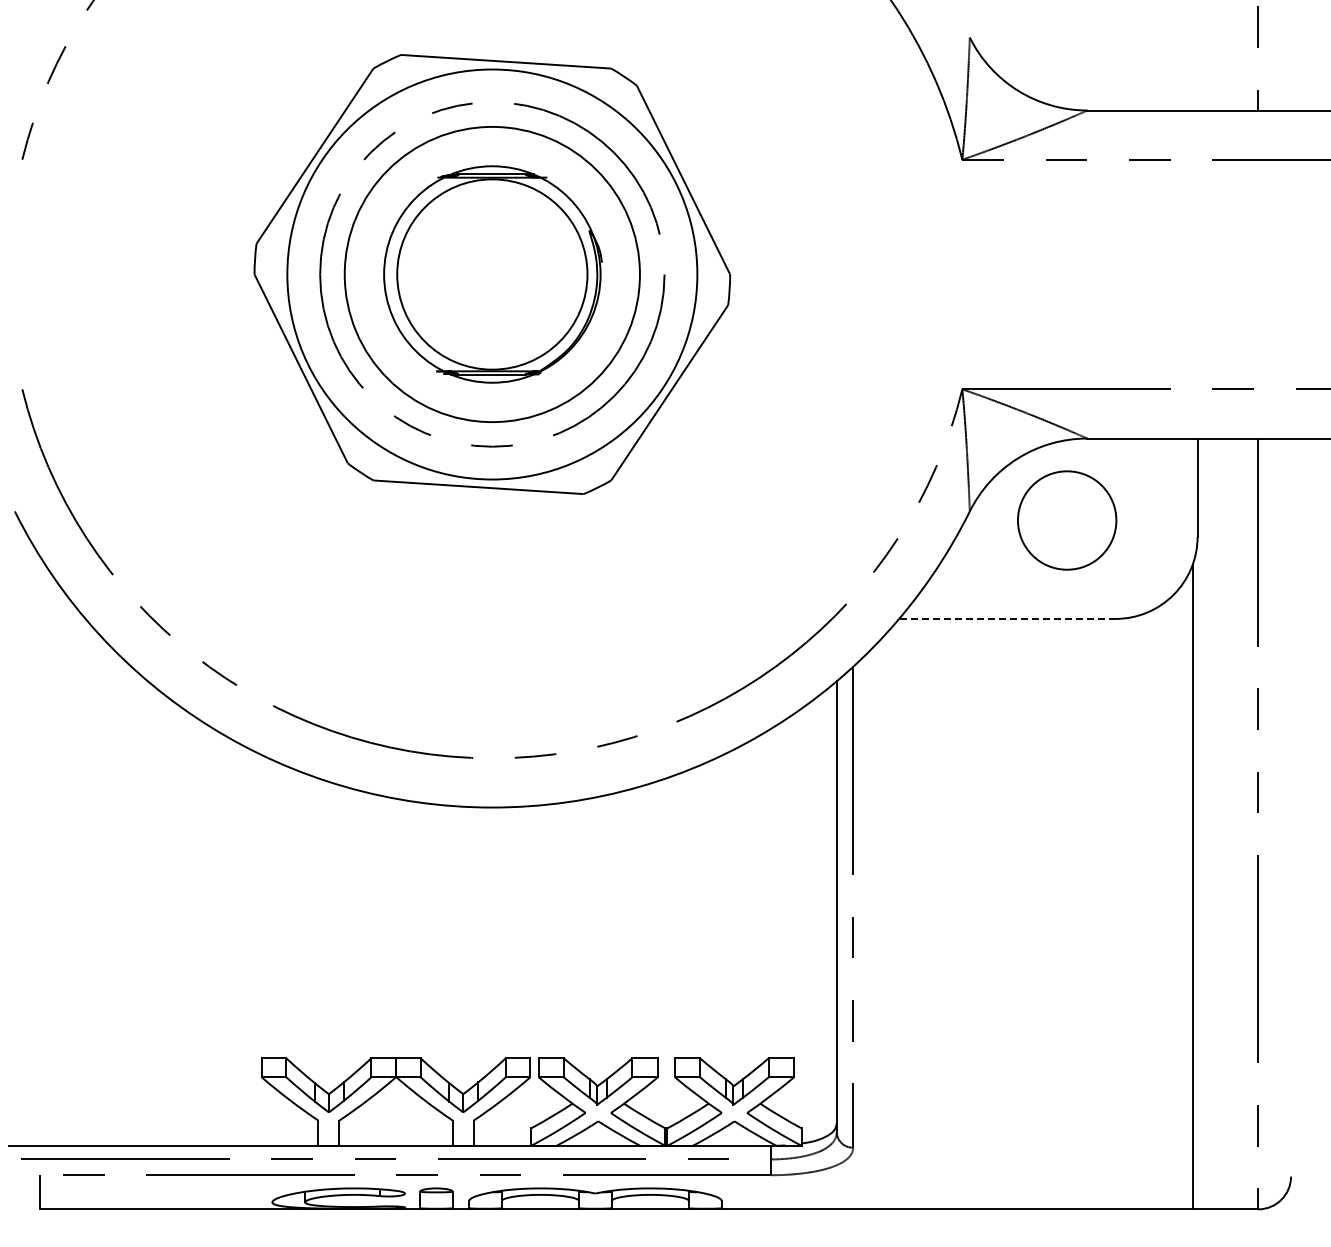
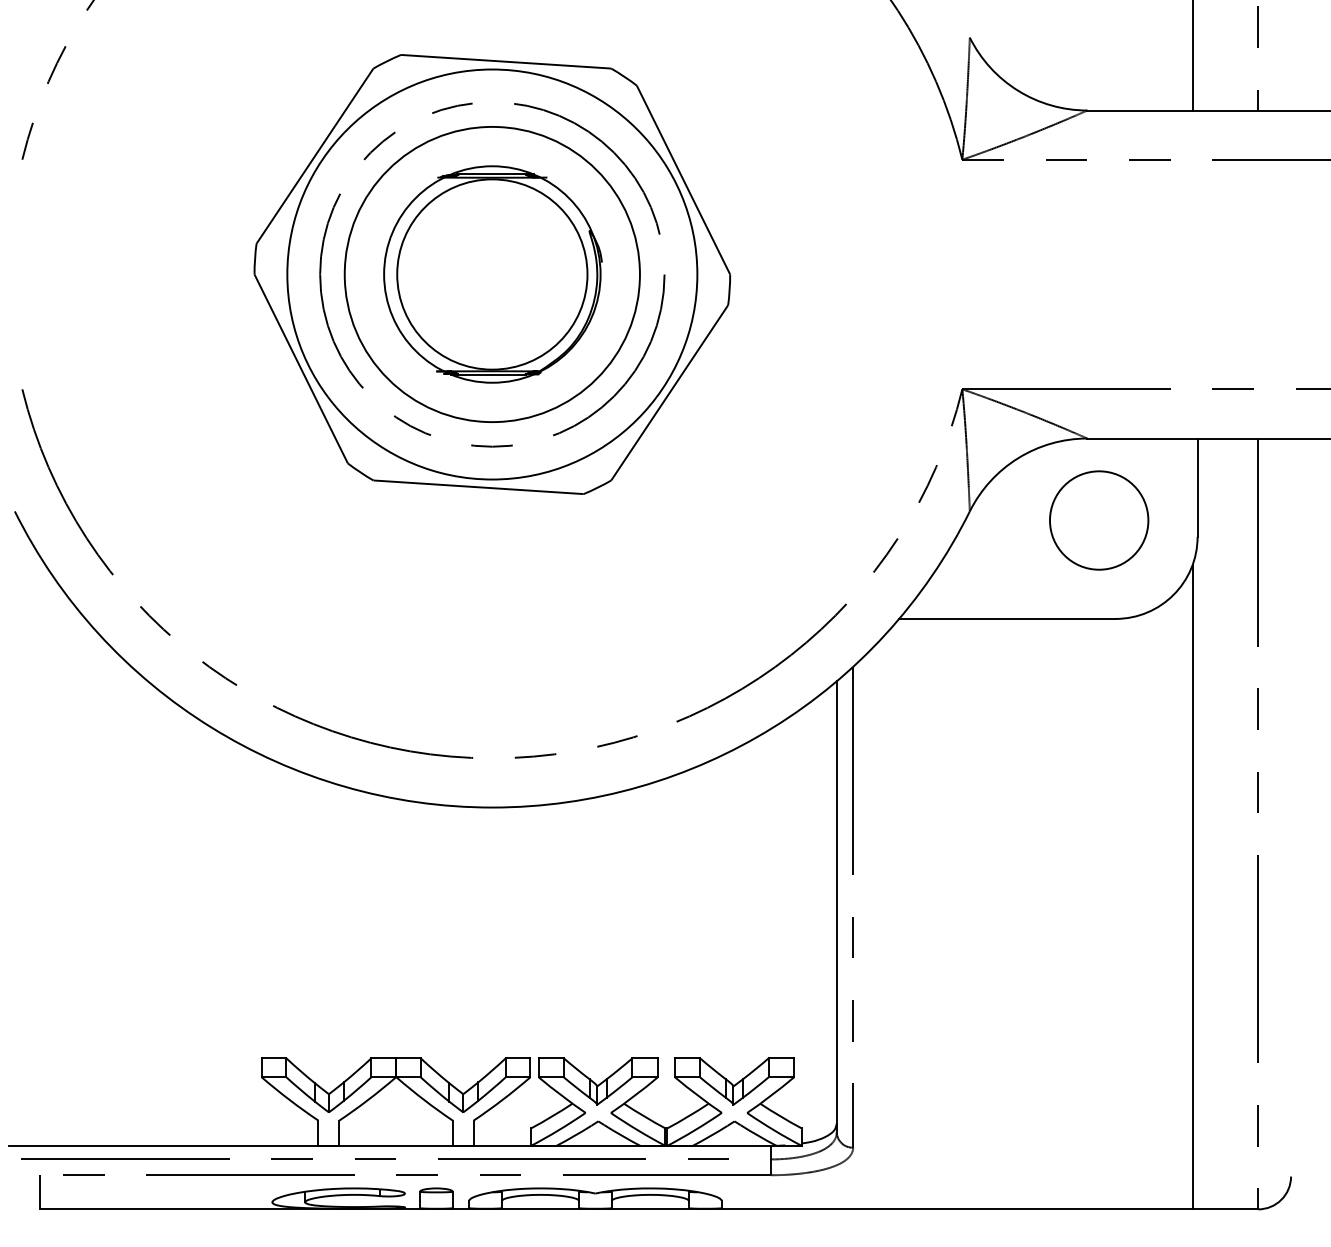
line: none -> present (1192, 56)
circle position: (1067, 520) -> (1099, 520) (1099, 520)
line: dashed -> solid (1006, 618)
